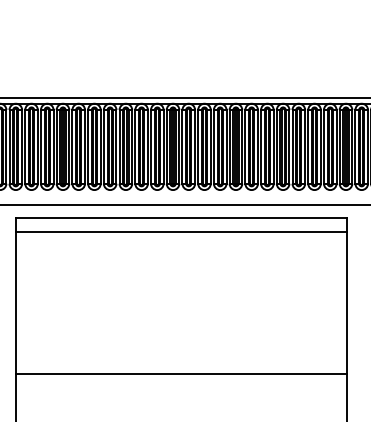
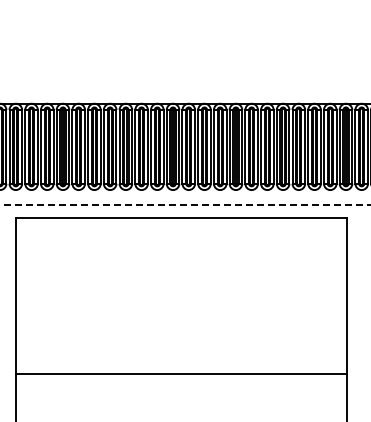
line: present -> none (184, 97)
line: solid -> dashed (185, 204)
line: present -> none (181, 232)
